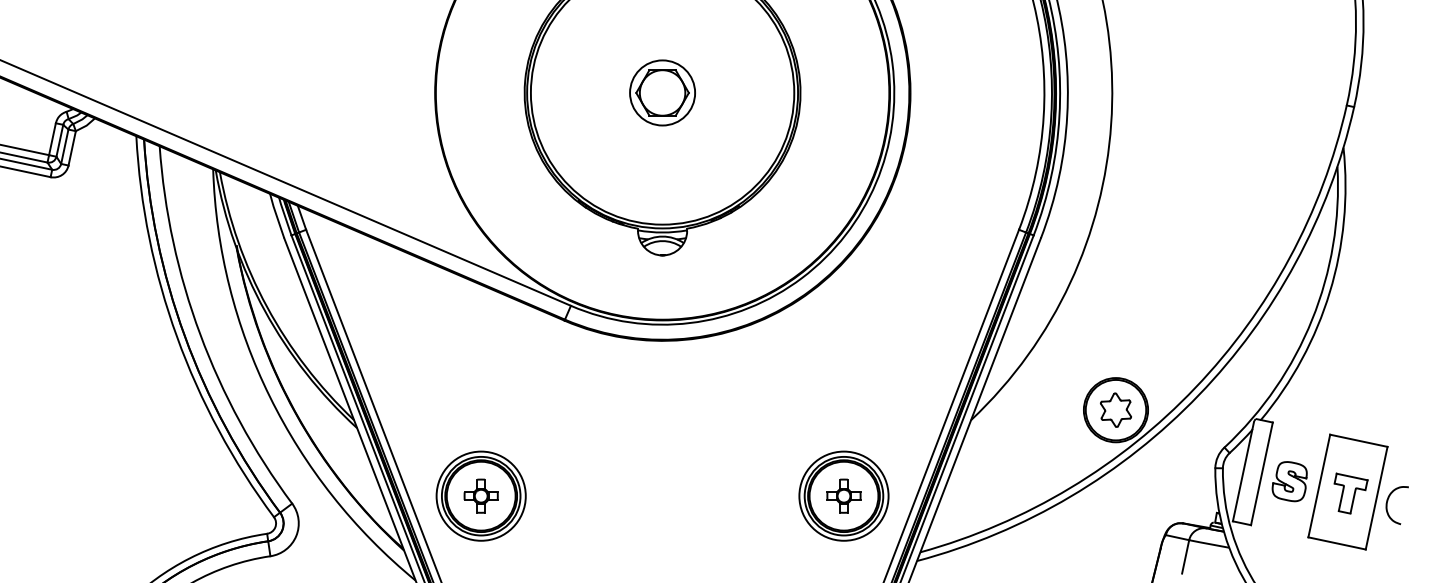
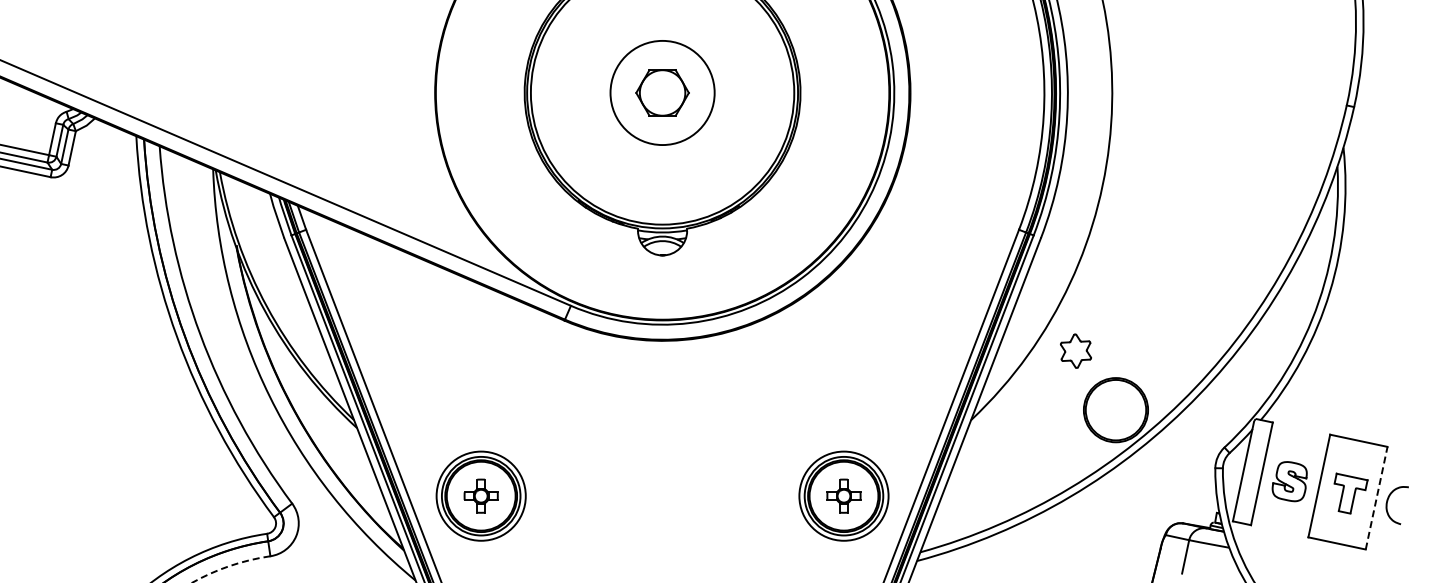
circle diameter: 65 px -> 104 px (662, 92)
part position: (1115, 409) -> (1075, 350) (1075, 350)
line: solid -> dashed (1376, 497)
arc: solid -> dashed (229, 566)
